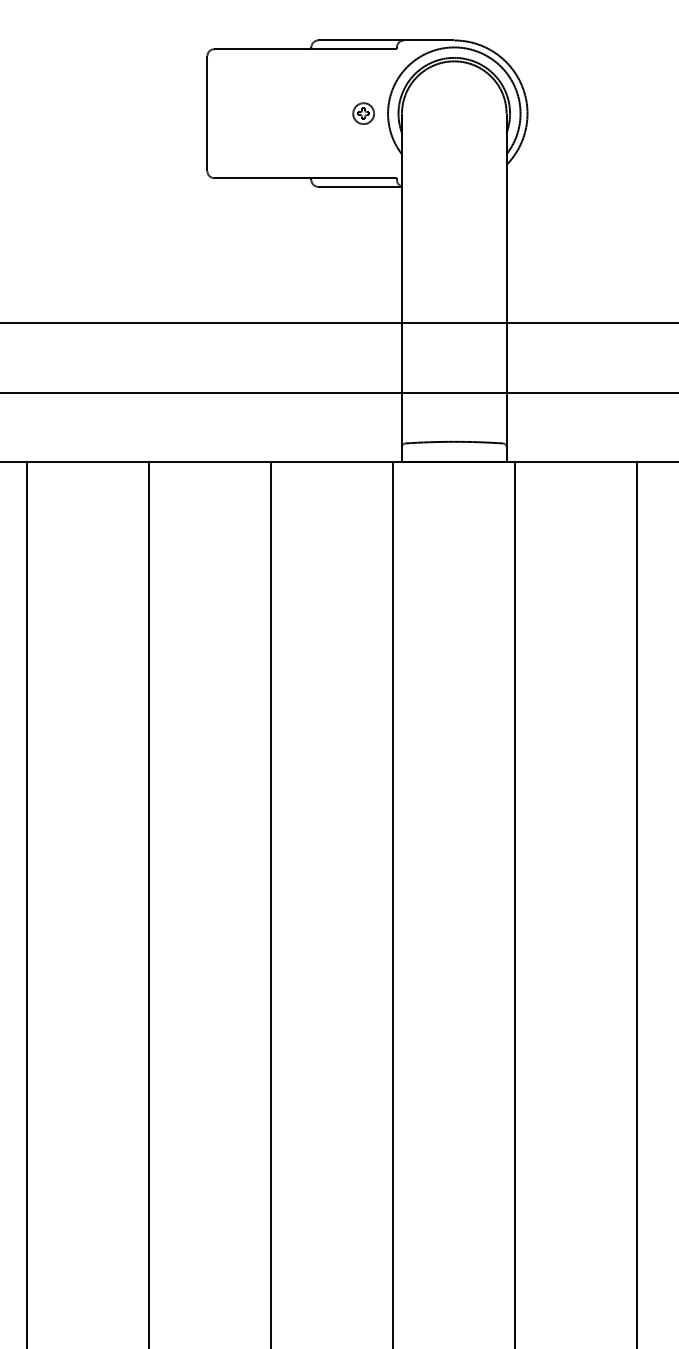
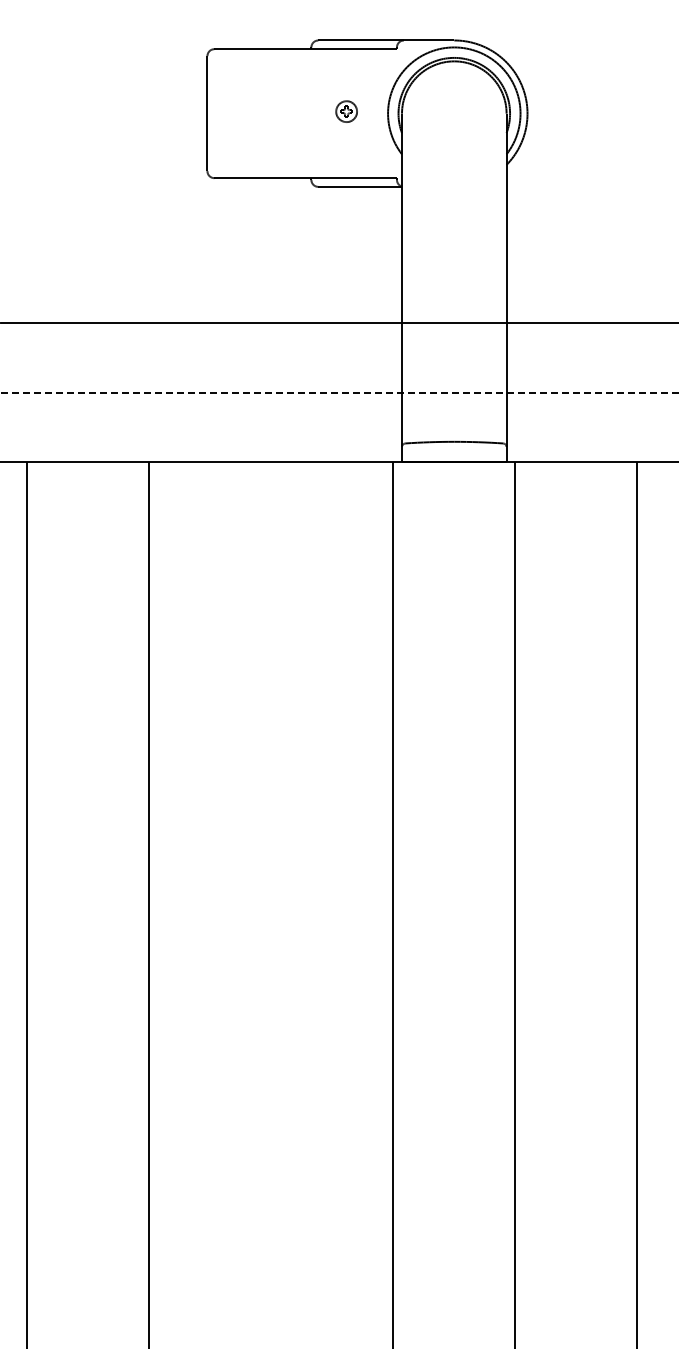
part position: (363, 113) -> (346, 111) (346, 111)
line: solid -> dashed (339, 392)
line: present -> none (271, 903)
